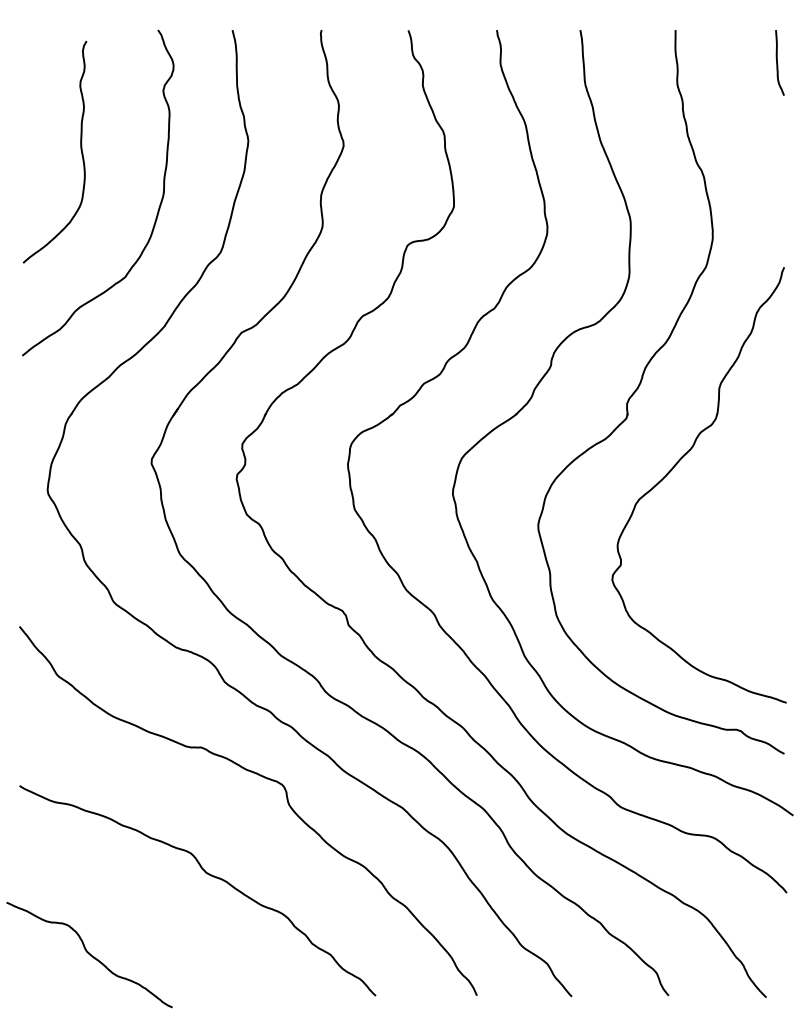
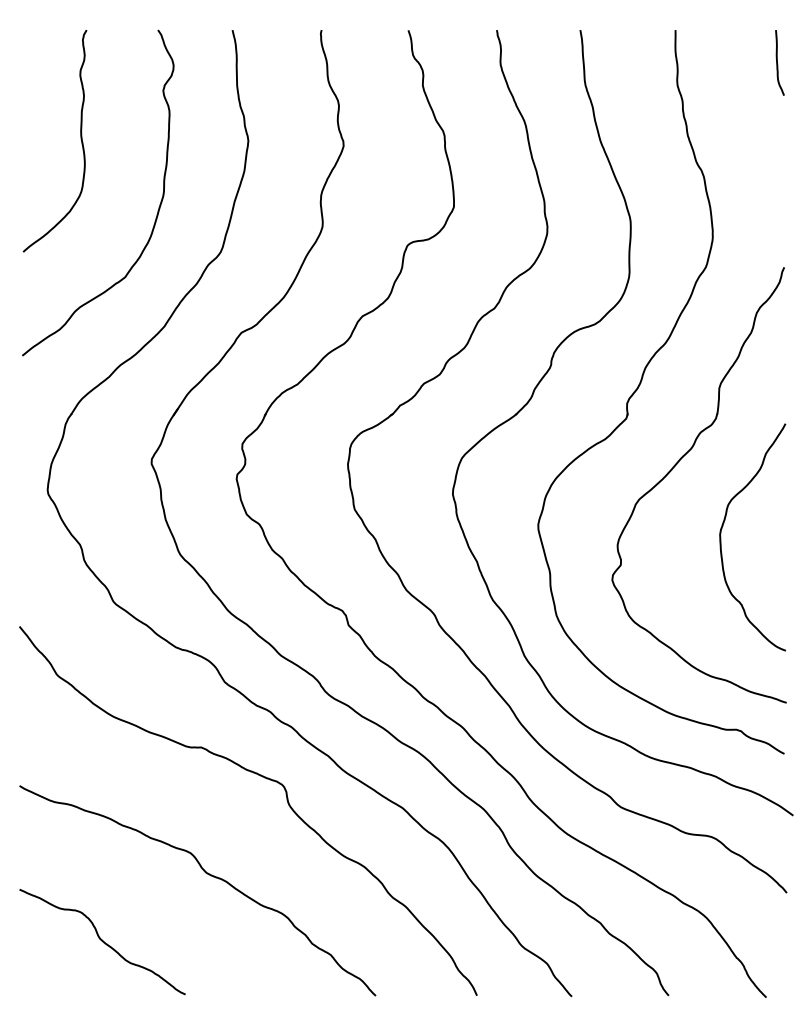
curve position: (80, 150) -> (80, 139) (80, 139)
curve: none -> present (721, 537)
curve position: (89, 955) -> (102, 942) (102, 942)
